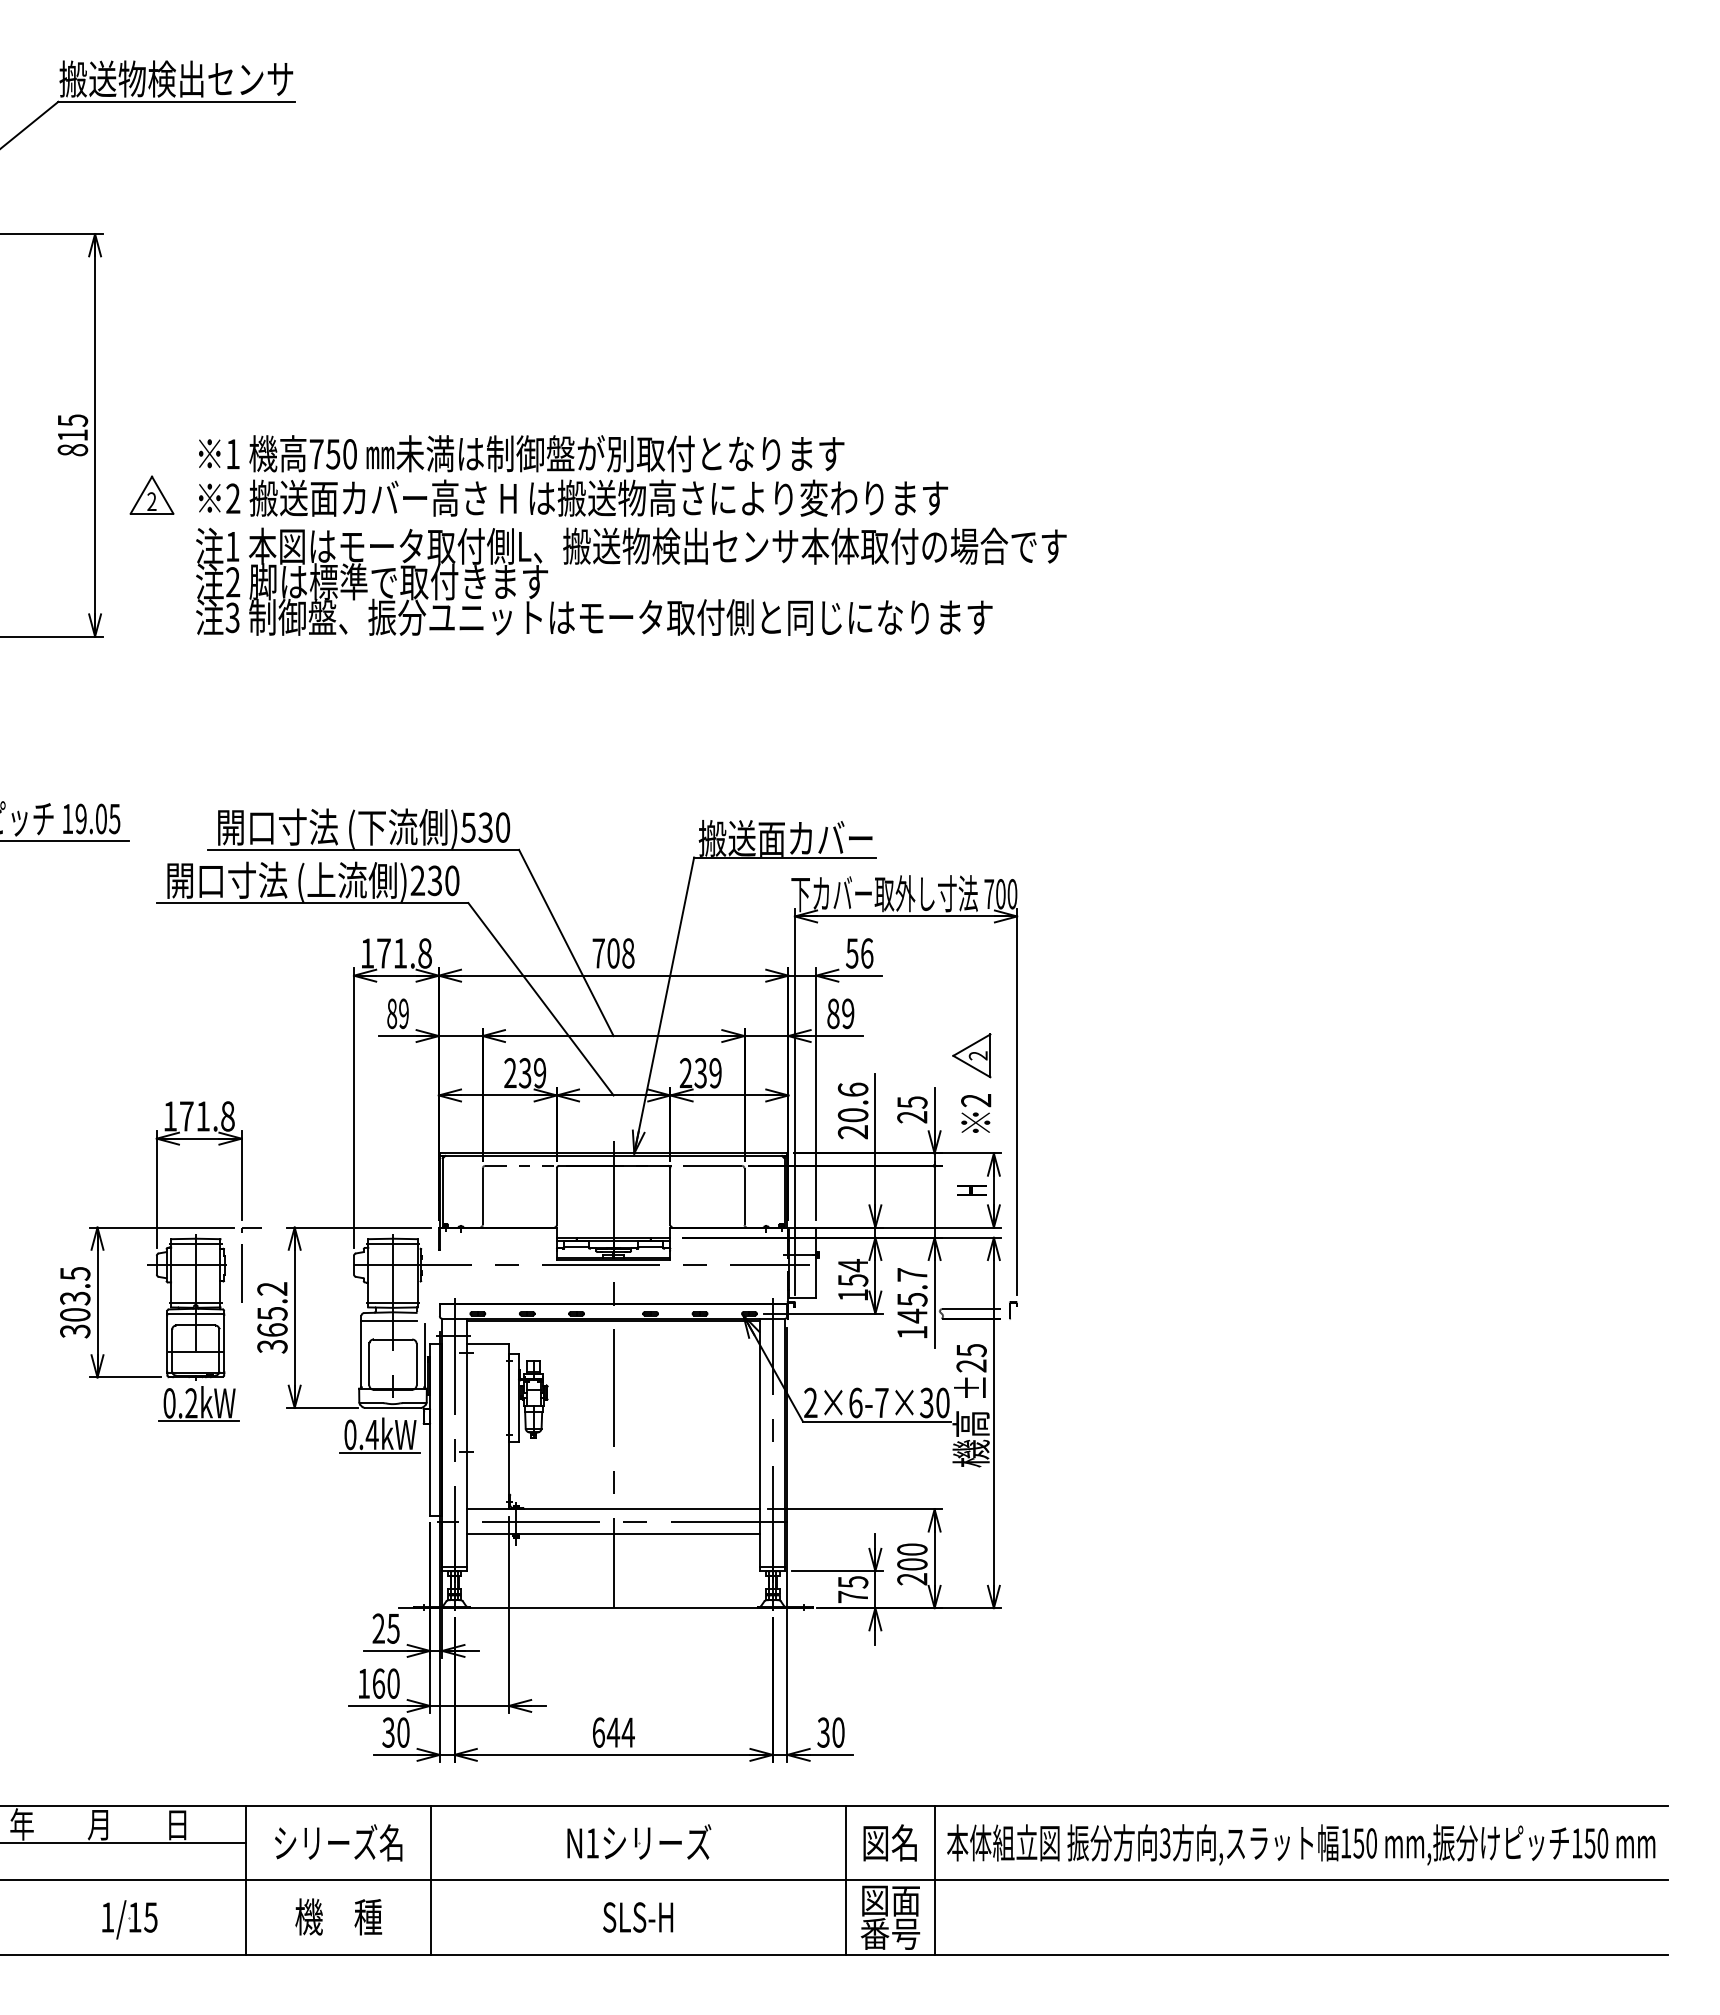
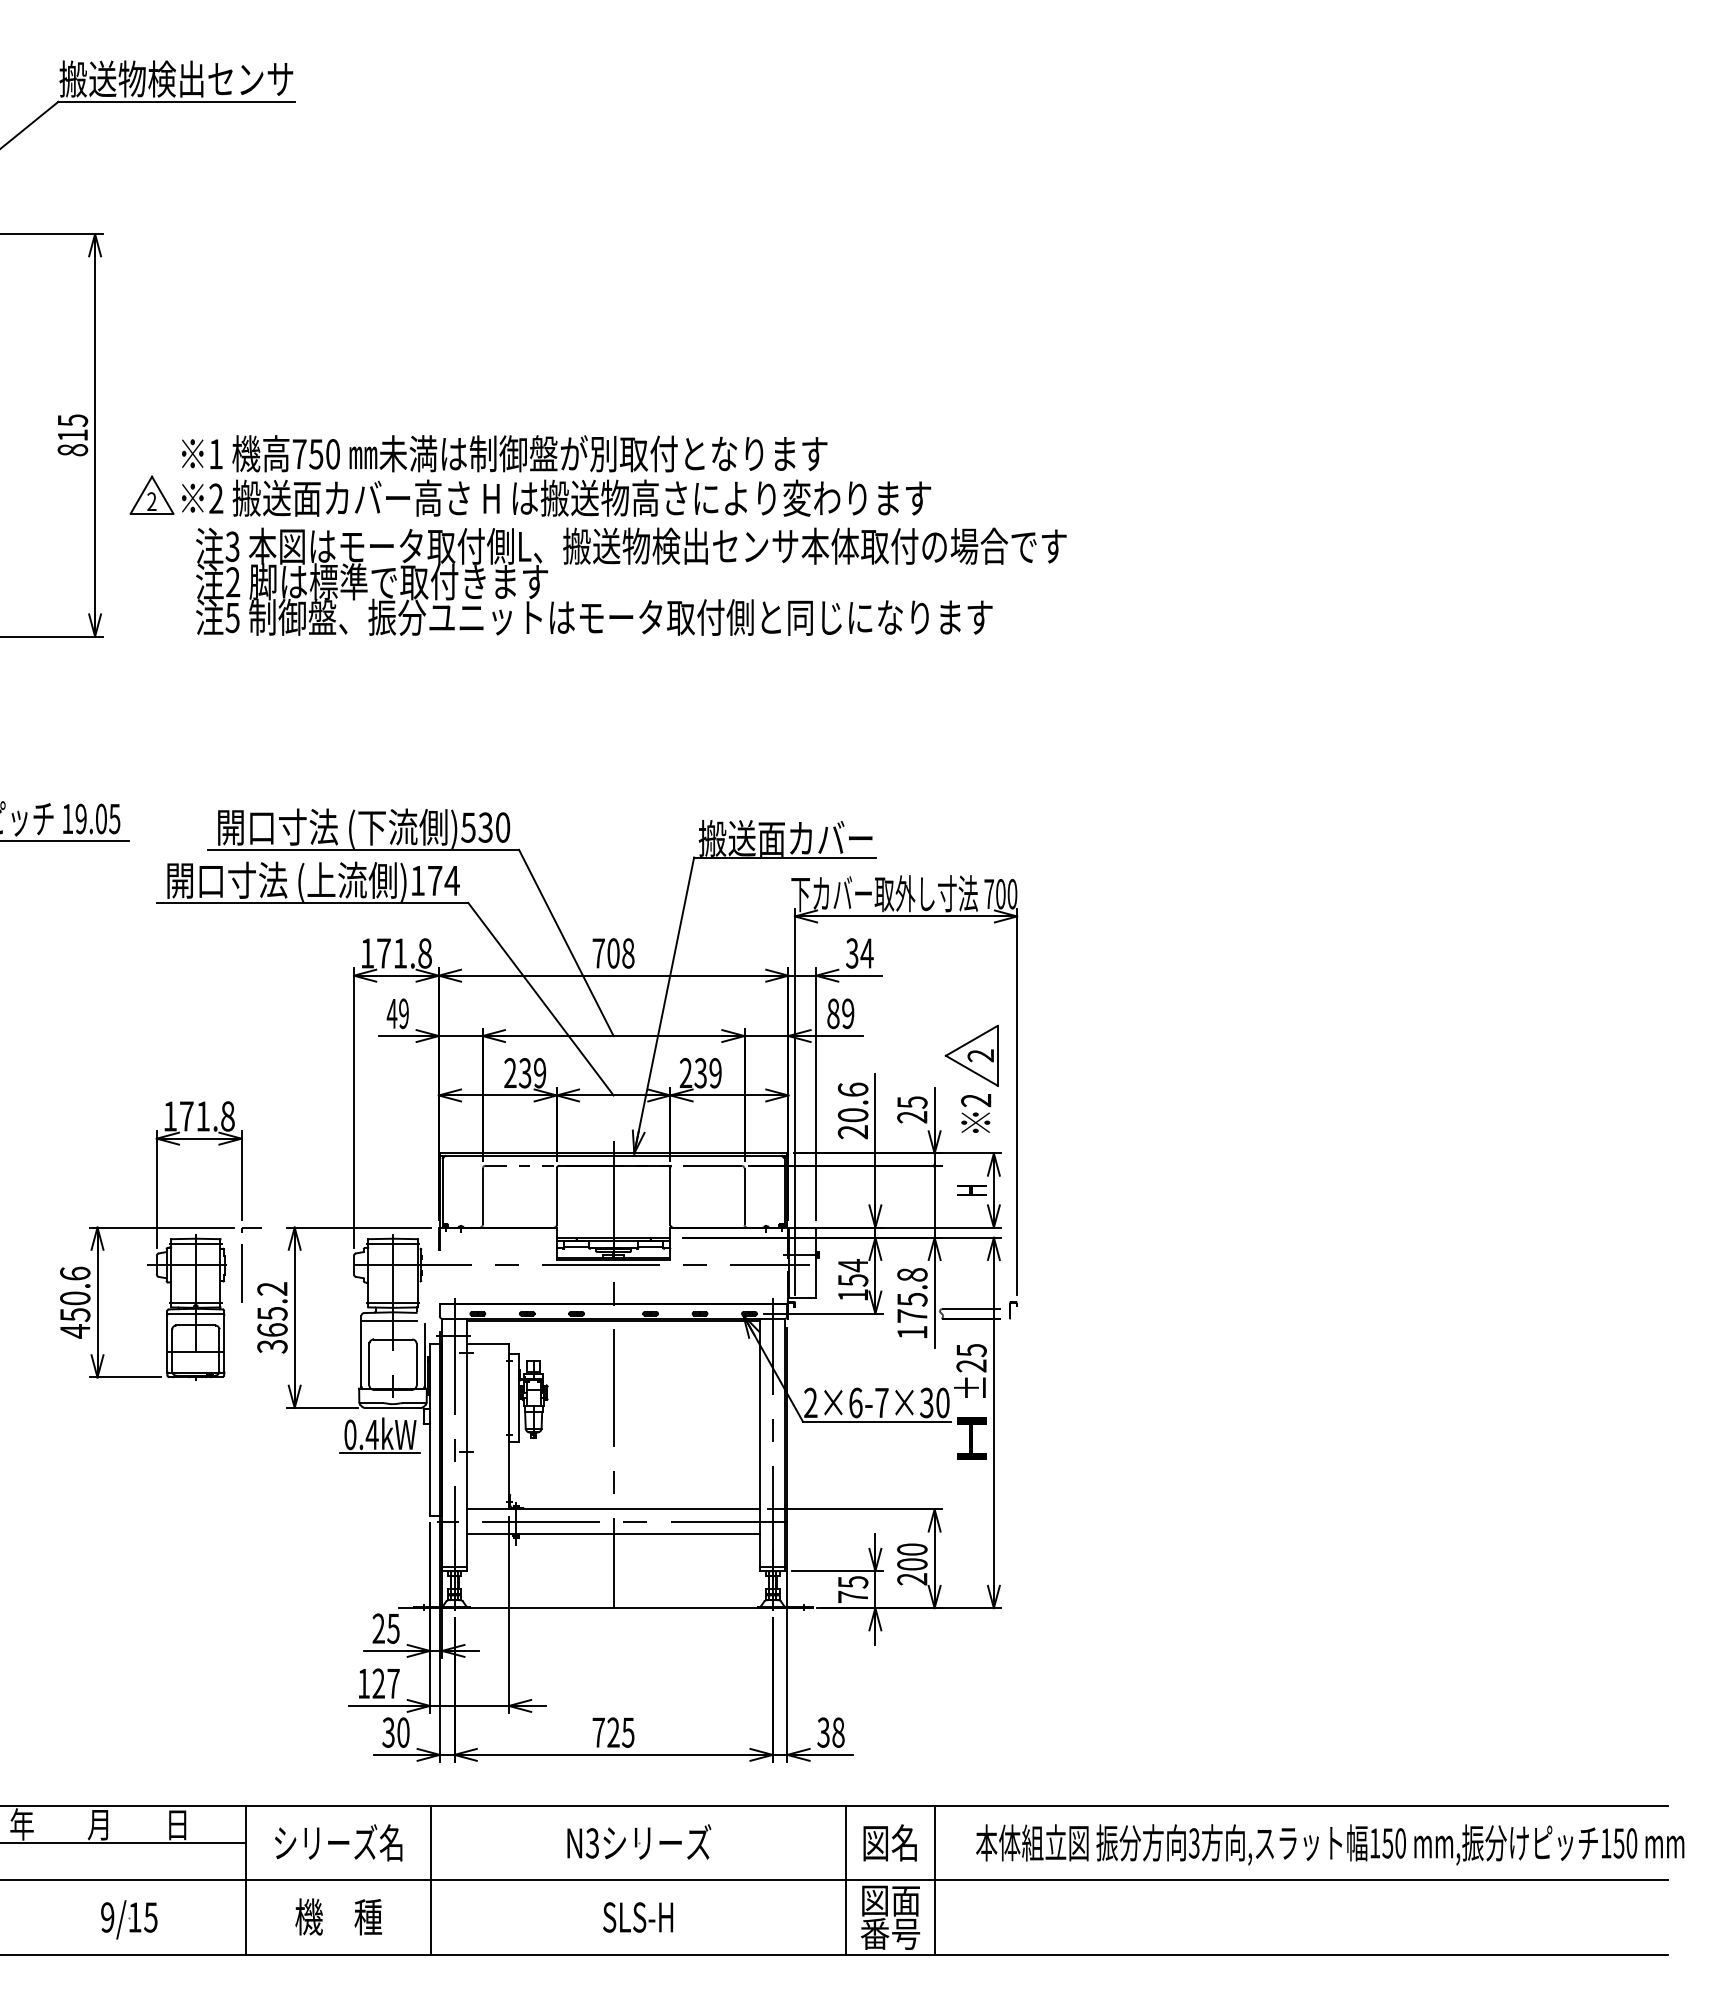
text position: (573, 475) -> (556, 475) (556, 475)
text: 1 -> 3 (232, 546)
text: 3 -> 5 (232, 617)
text: )230 -> )174 (434, 880)
text: 56 -> 34 (859, 953)
text: 89 -> 49 (391, 1013)
part size: 40x46 px -> 55x63 px (971, 1055)
text: 145.7 -> 175.8 (912, 1295)
text: 303.5 -> 450.6 (75, 1302)
part: present -> none (198, 1403)
text: 機高 -> H (970, 1439)
text: 160 -> 127 (385, 1683)
text: 644 -> 725 (613, 1732)
text: 30 -> 38 (838, 1732)
text: N1 -> N3 (592, 1843)
text position: (1301, 1844) -> (1330, 1844) (1330, 1844)
text: 1/15 -> 9/15 (107, 1917)
